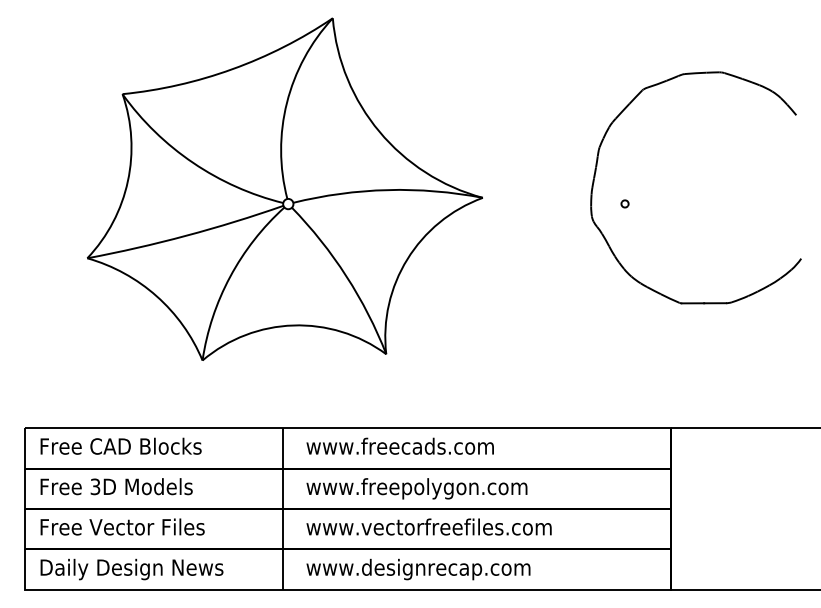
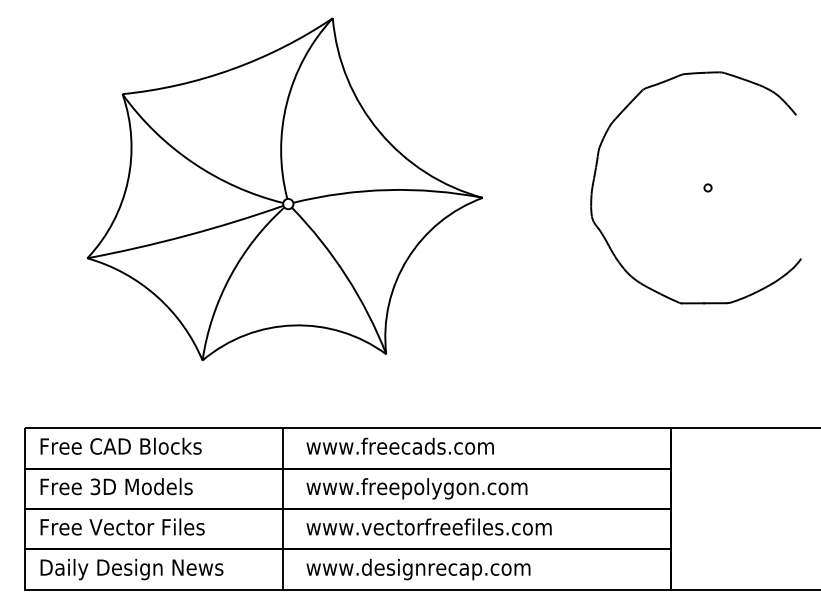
part position: (624, 203) -> (707, 187) (707, 187)
